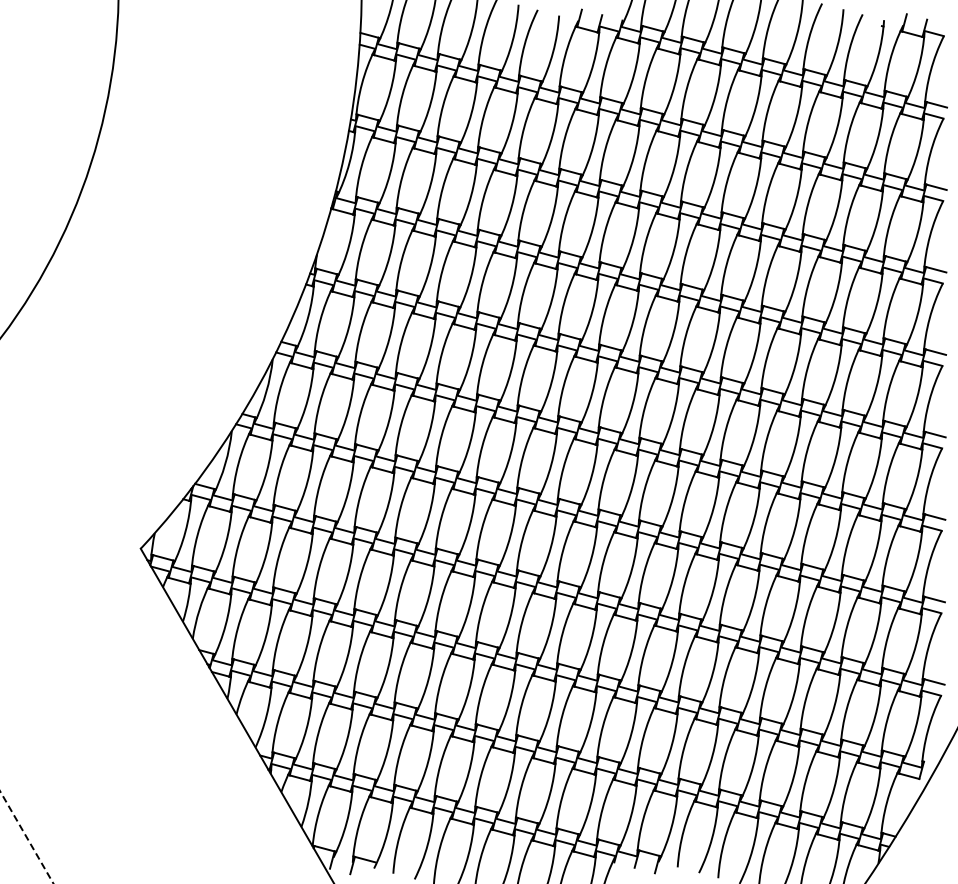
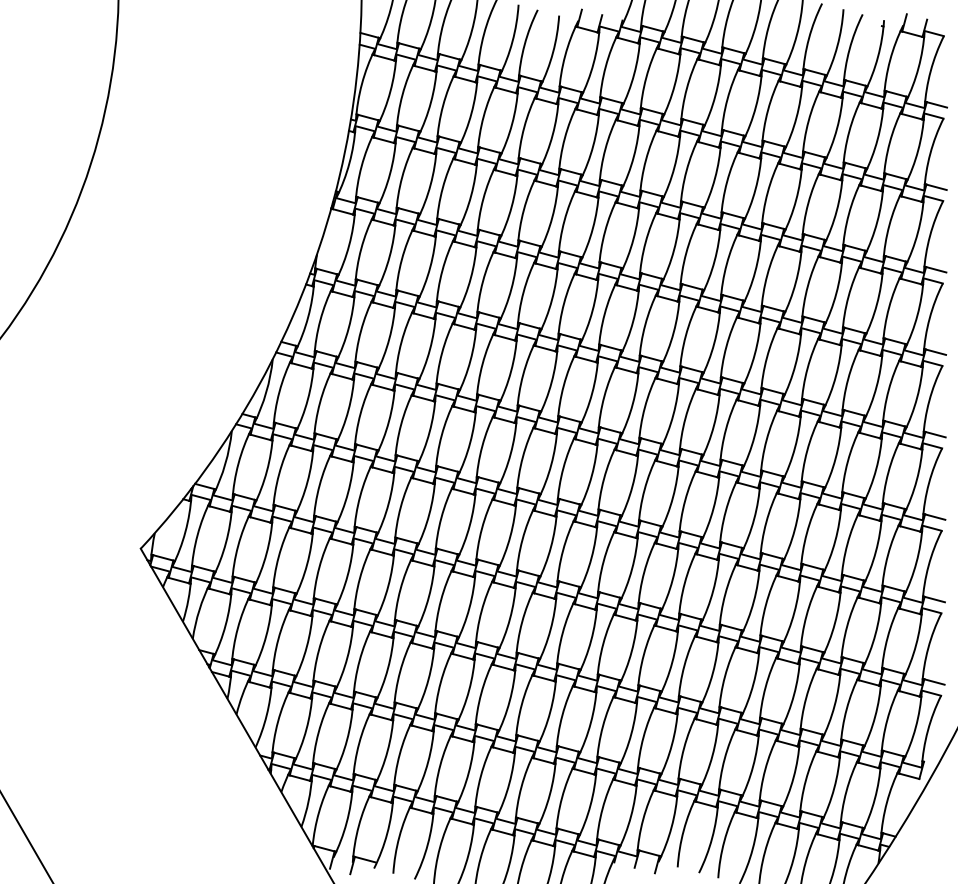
line: dashed -> solid (27, 837)
